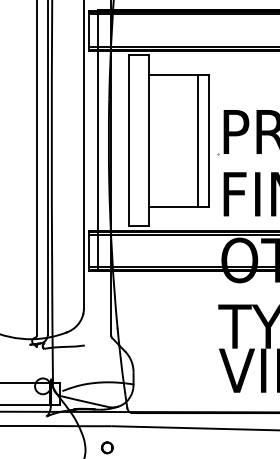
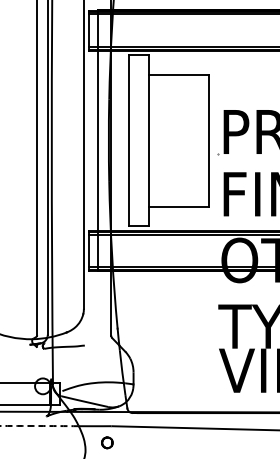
line: present -> none (197, 140)
line: solid -> dashed (39, 426)
part position: (107, 447) -> (107, 442) (107, 442)
